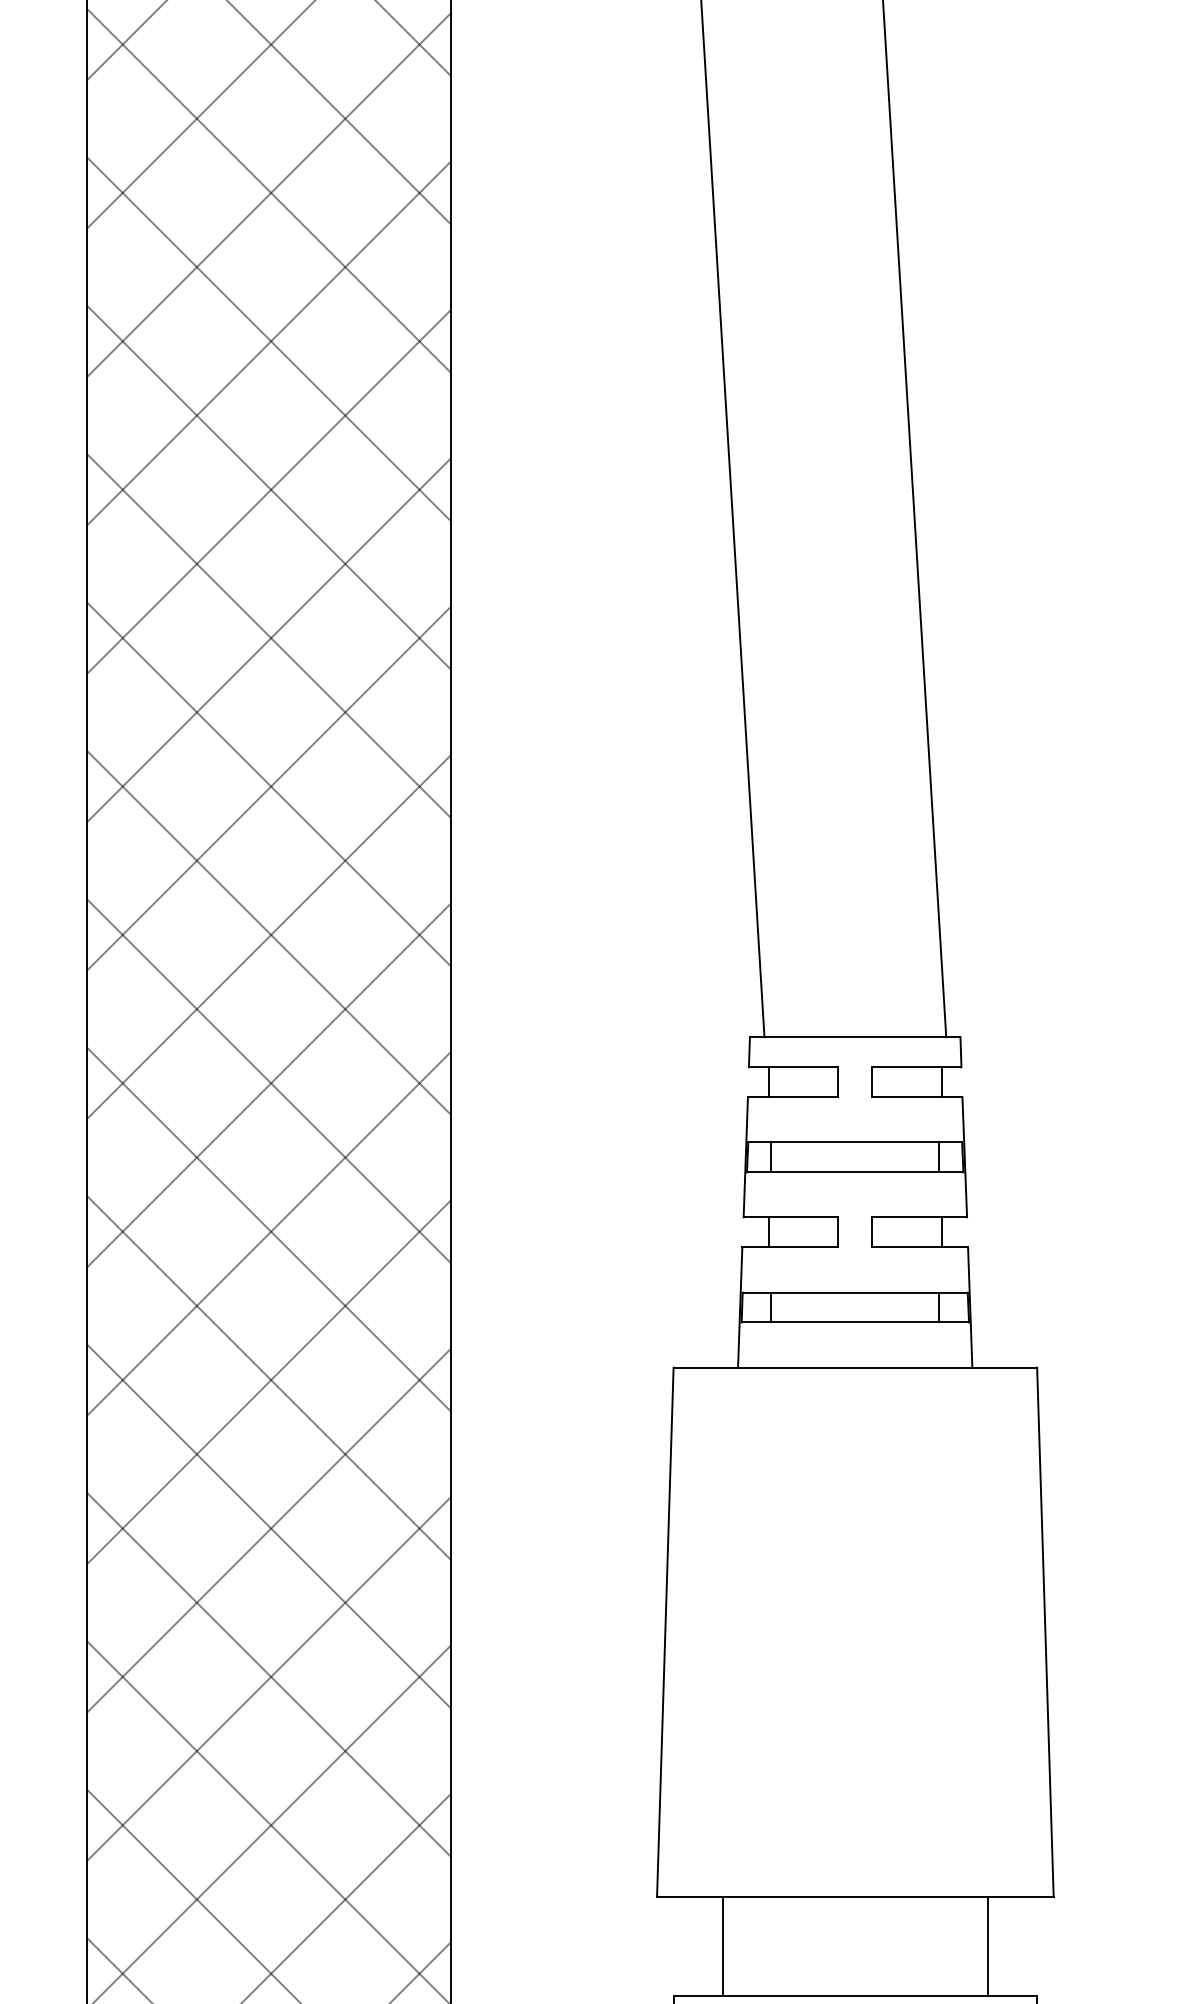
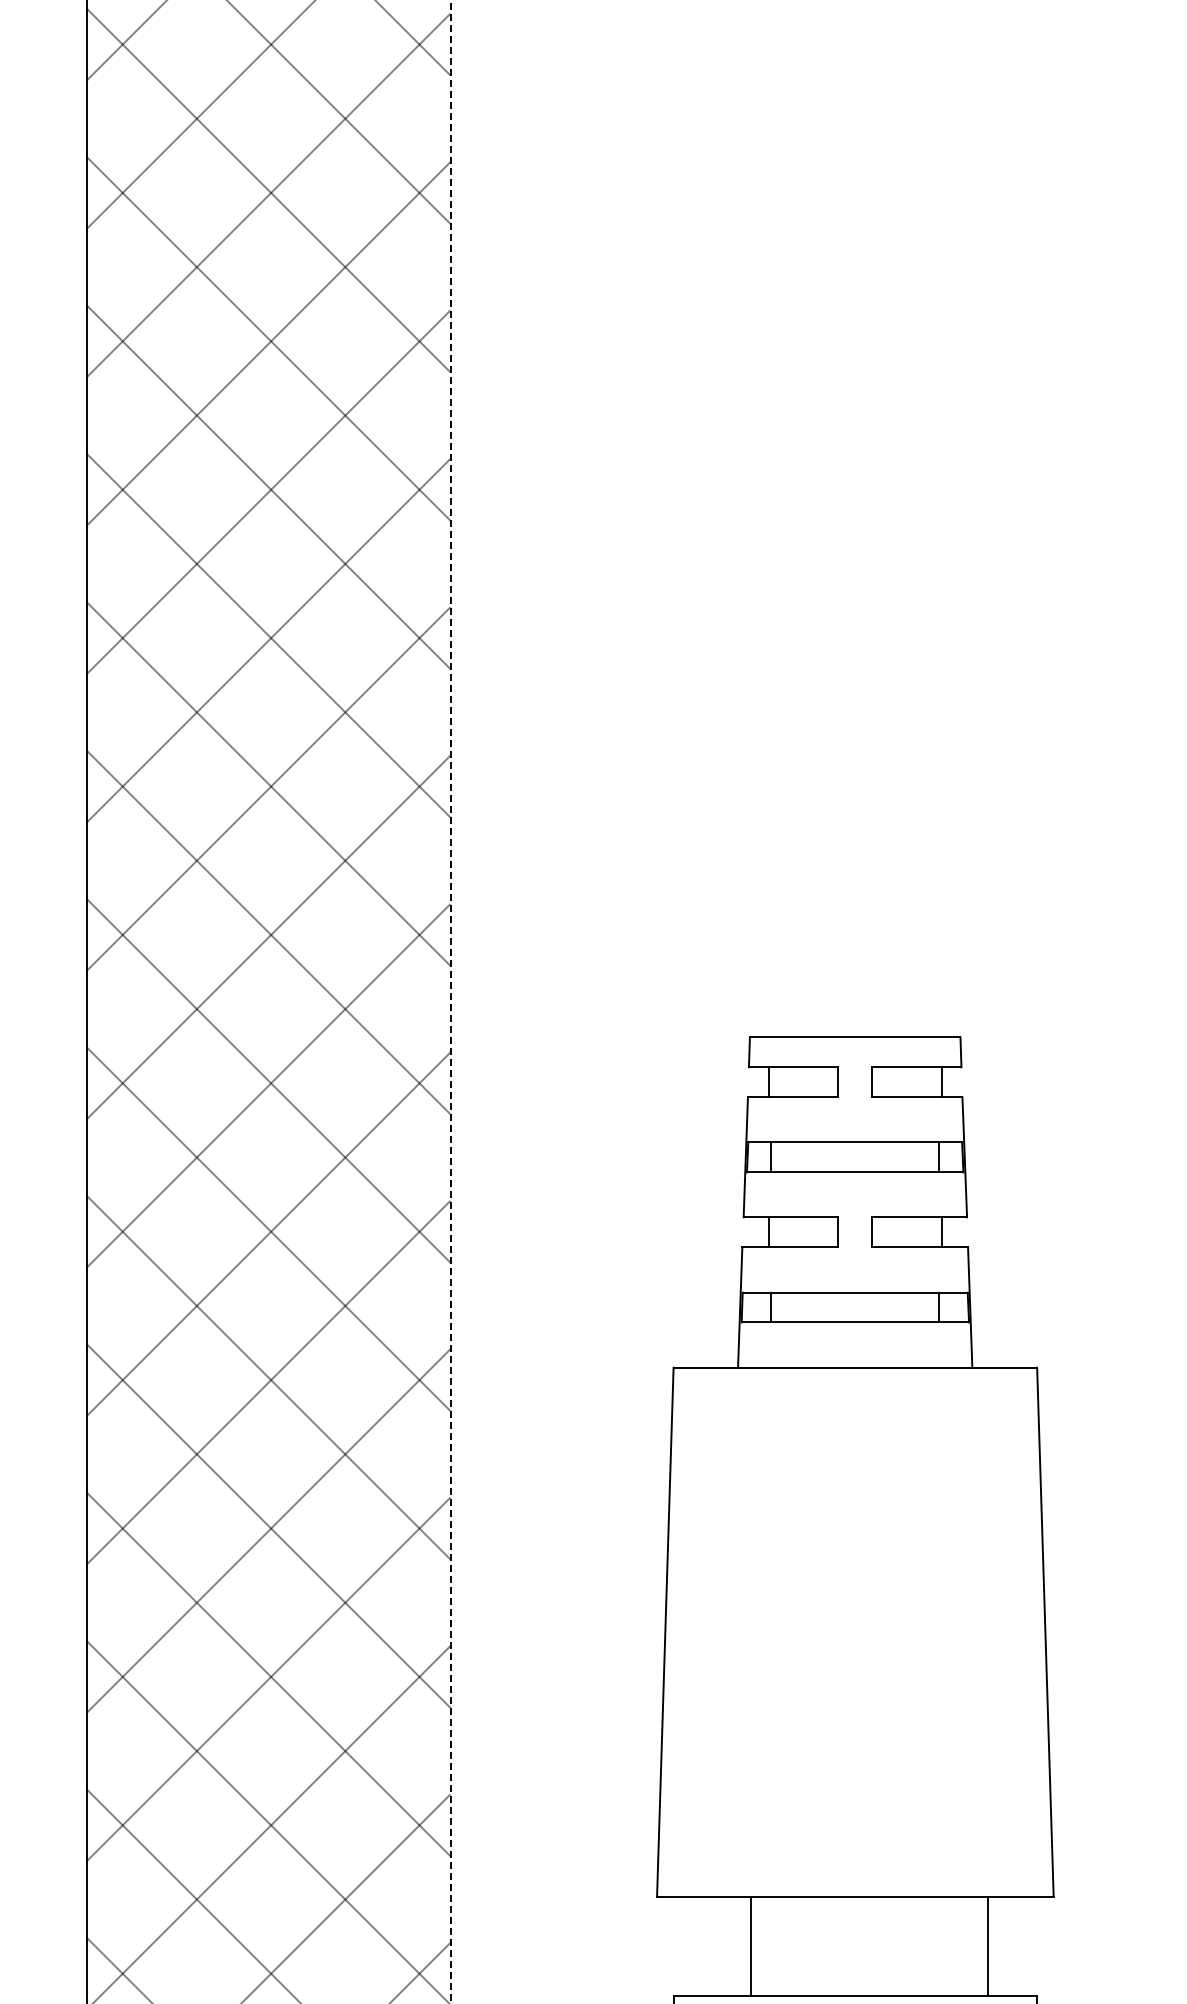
line: present -> none (732, 519)
line: present -> none (914, 519)
line: solid -> dashed (450, 1002)
line position: (723, 1945) -> (751, 1945) (751, 1945)
